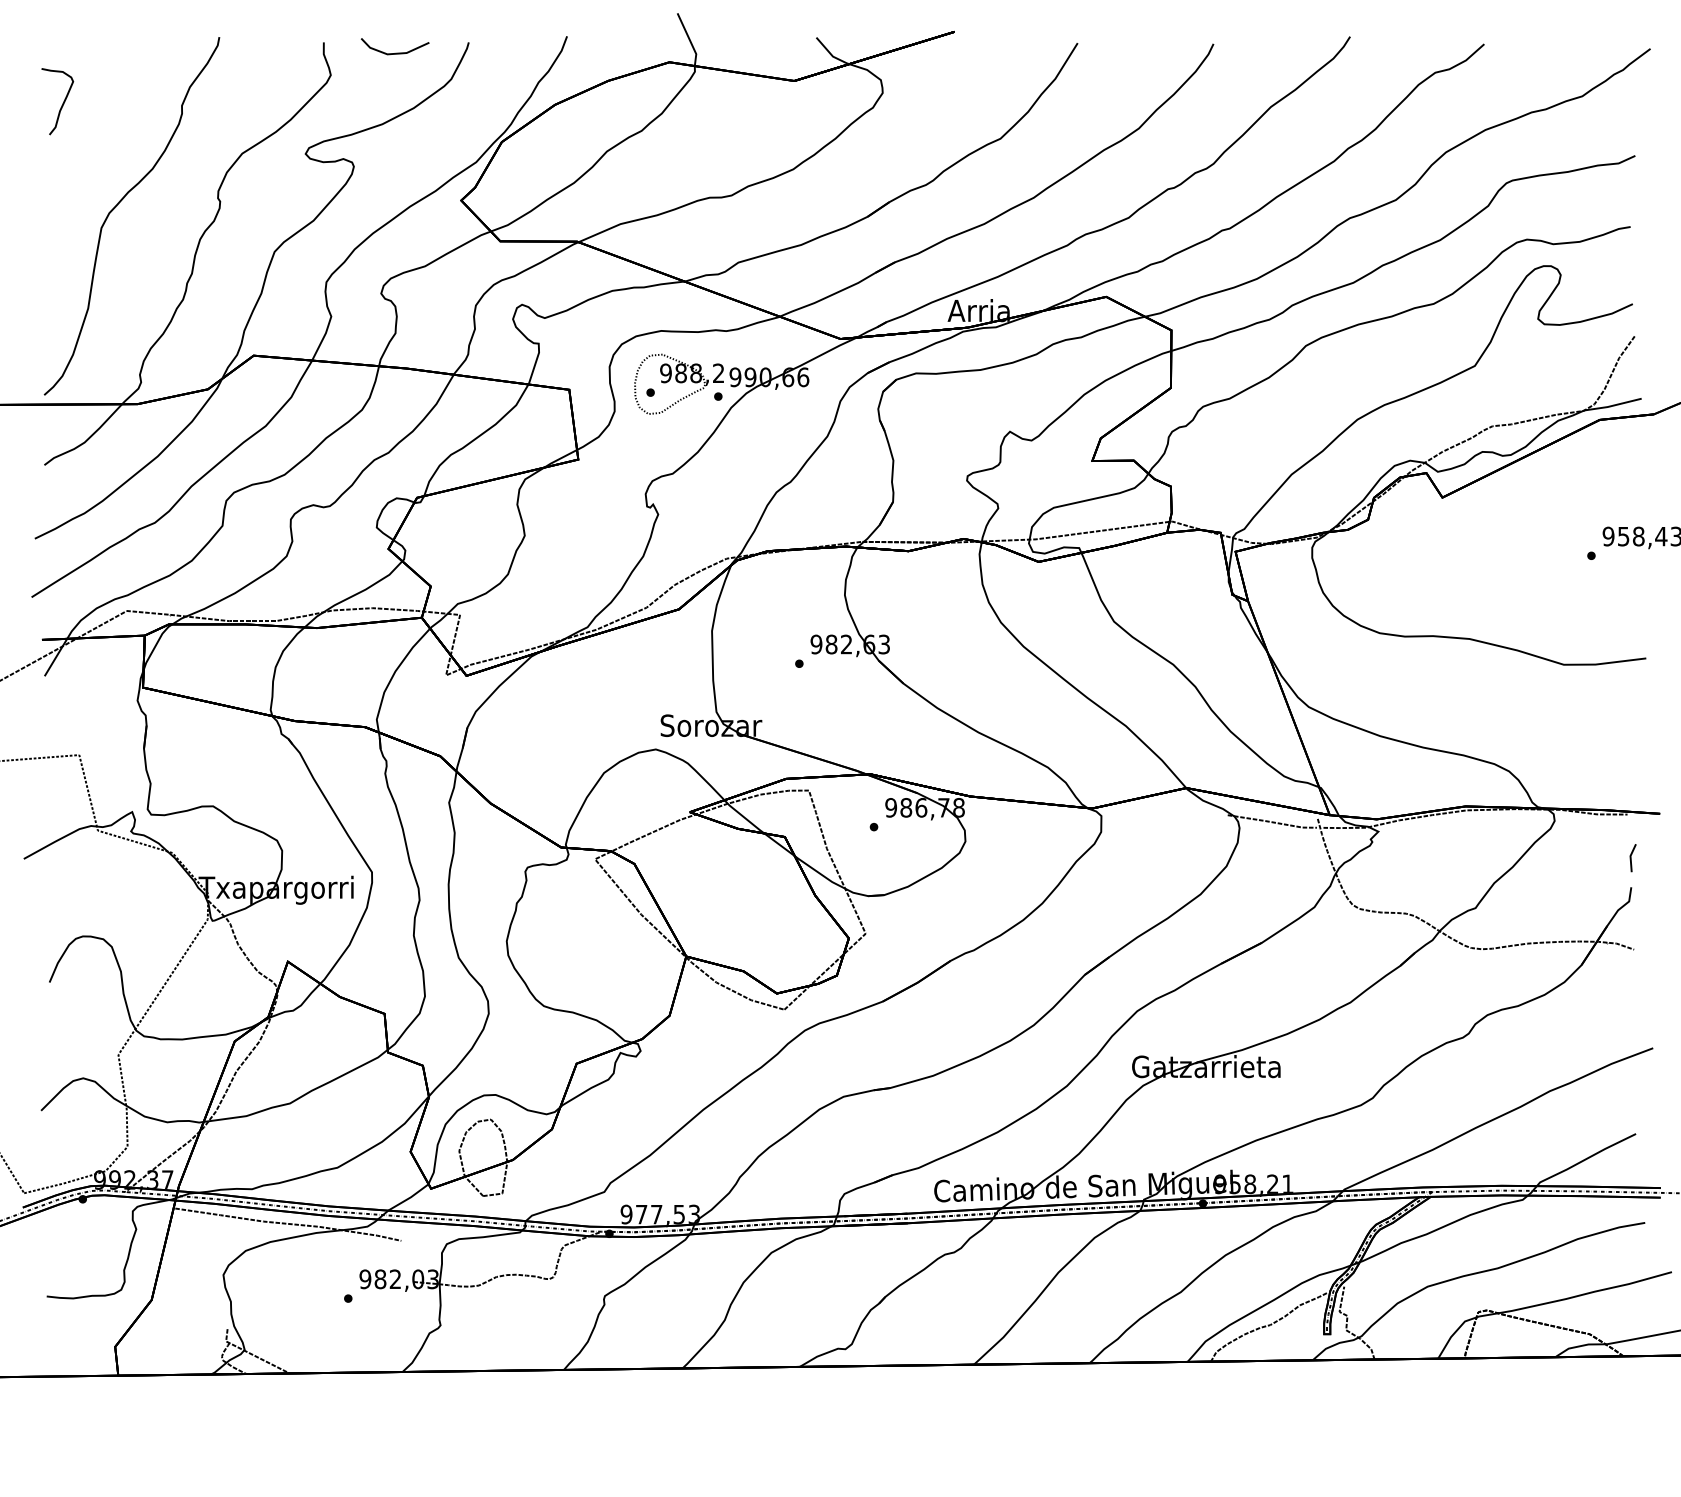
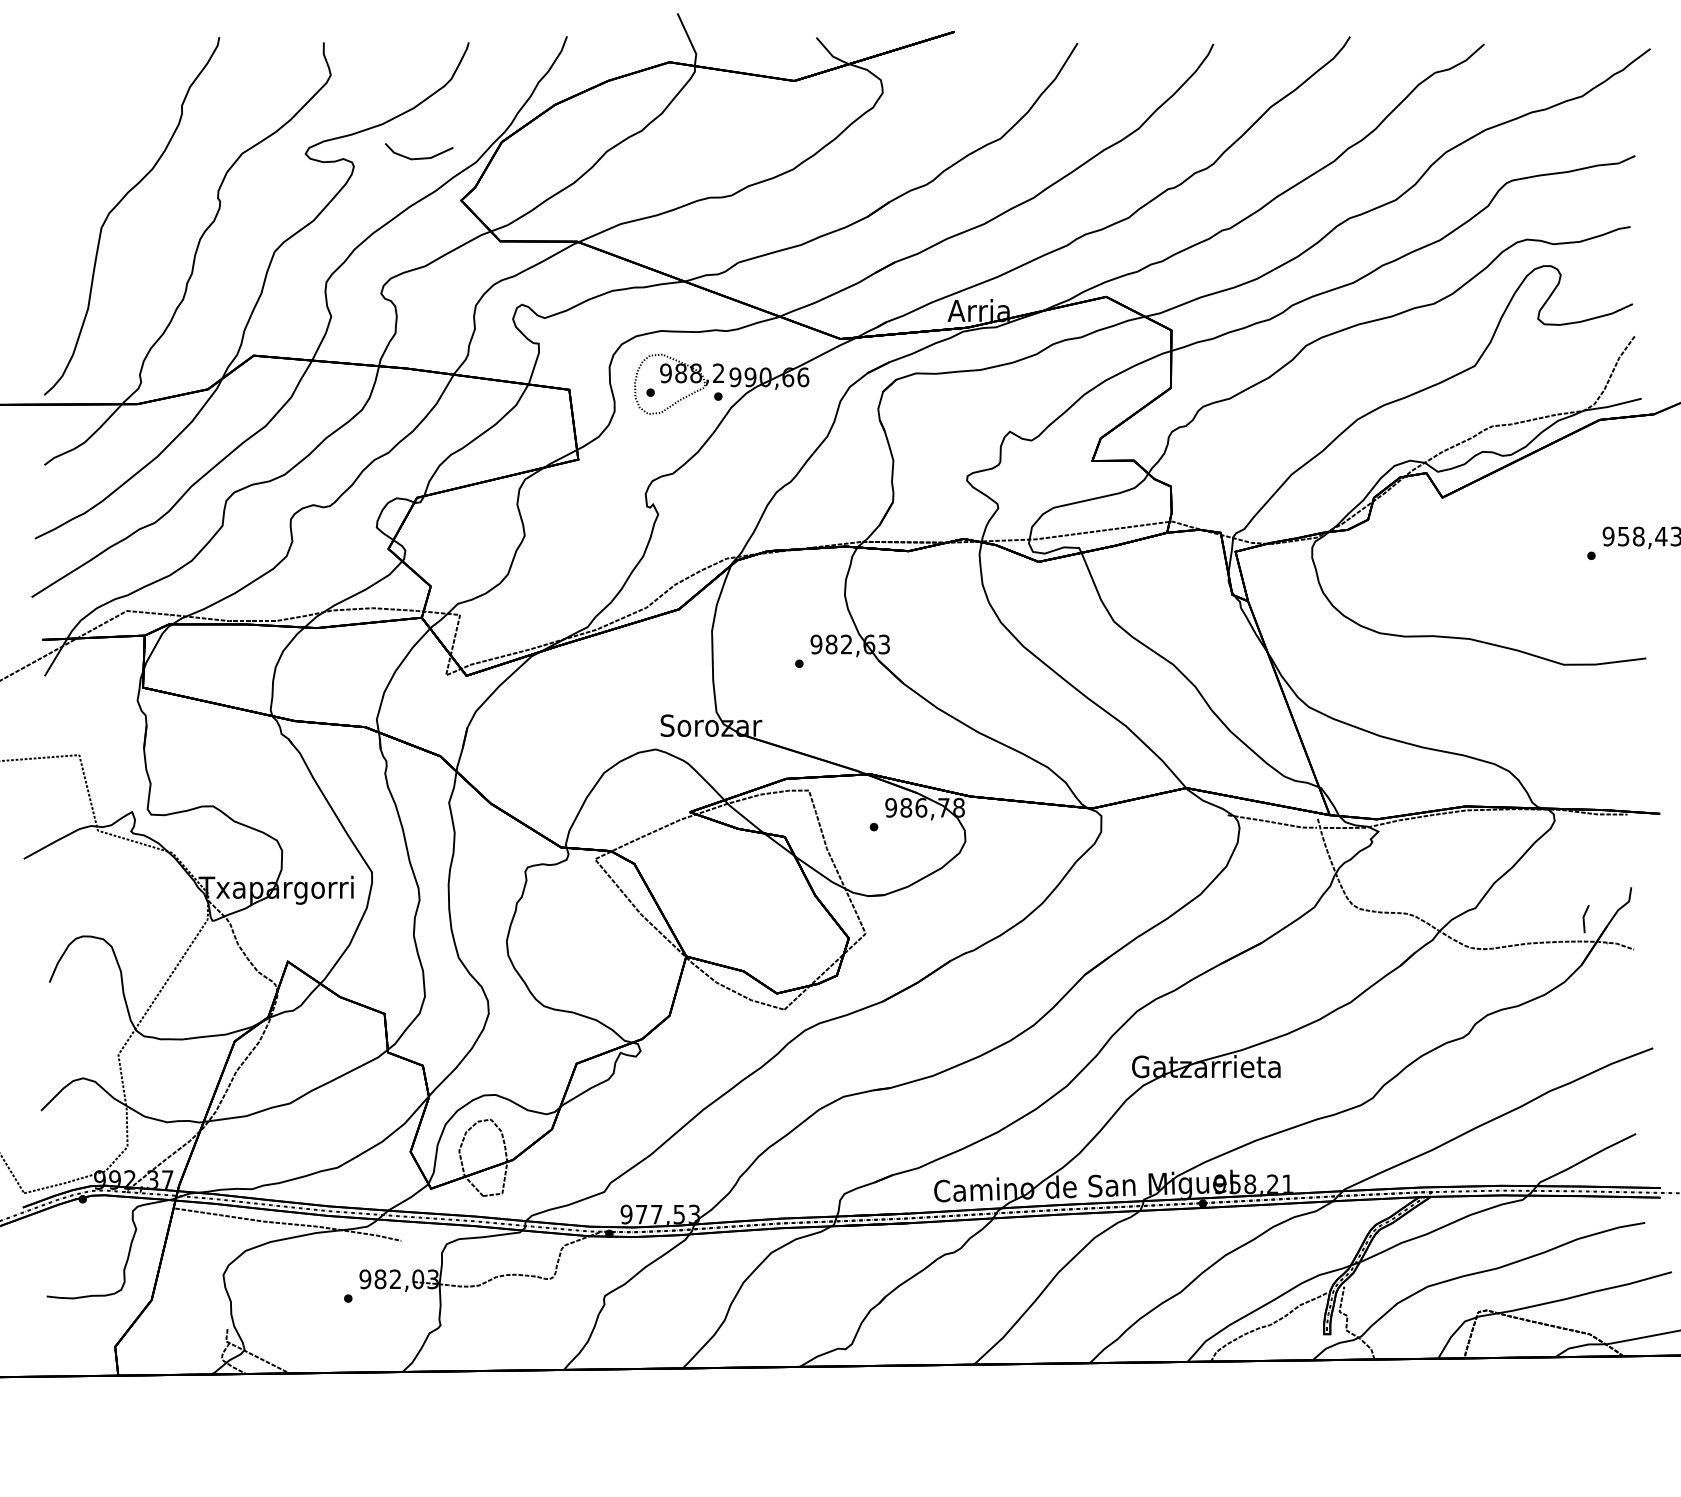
line position: (395, 52) -> (419, 157) (419, 157)
curve: present -> none (62, 103)
line position: (1631, 858) -> (1584, 919) (1584, 919)
